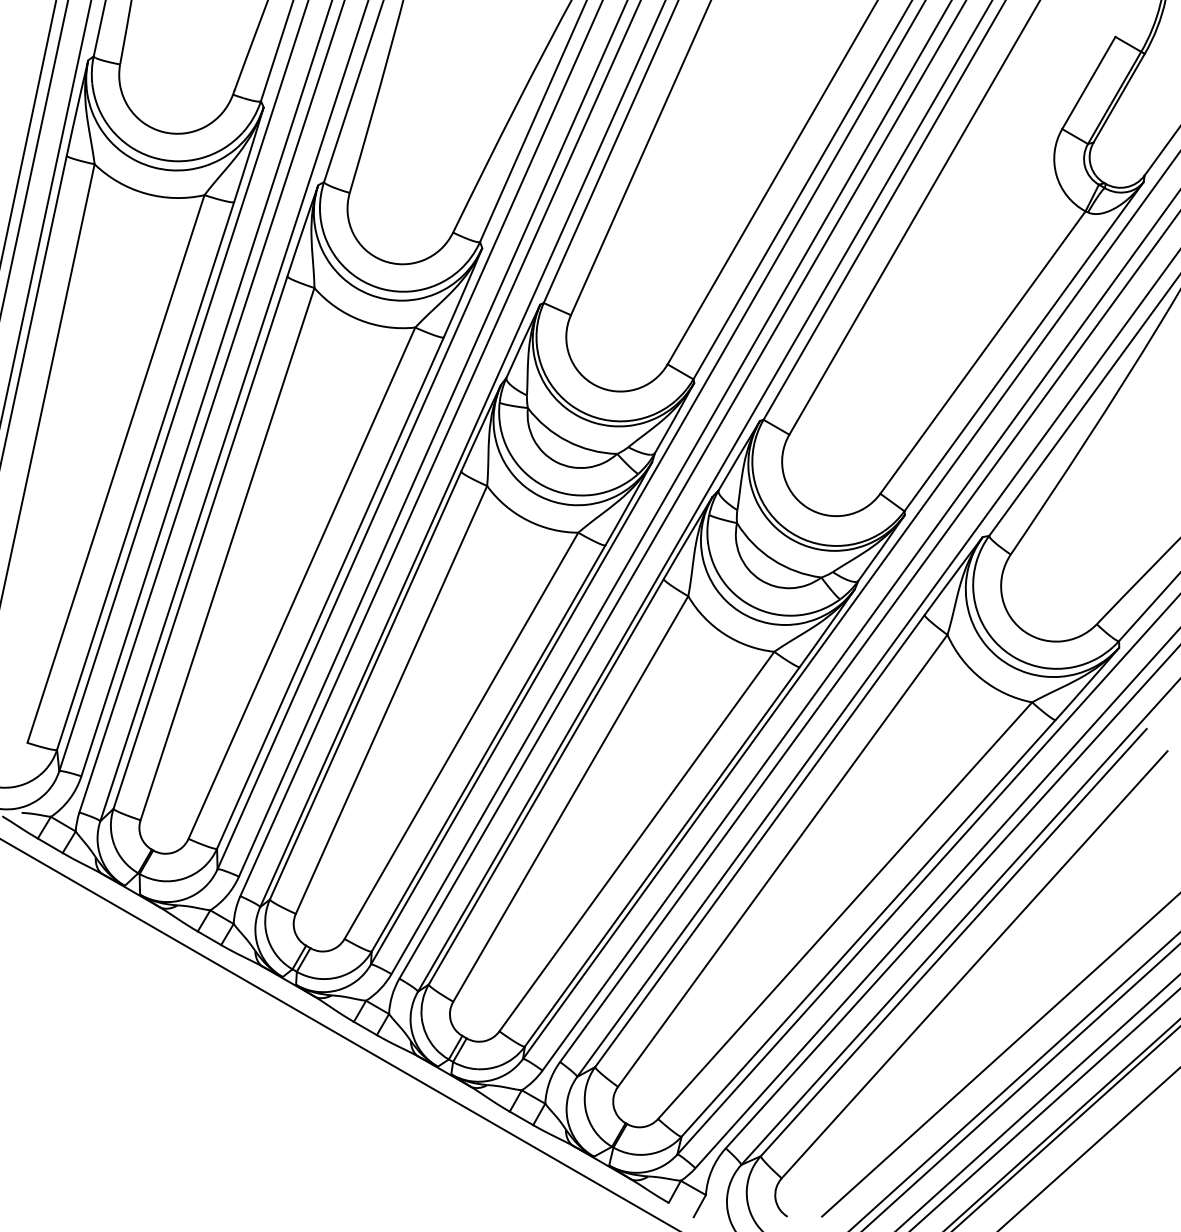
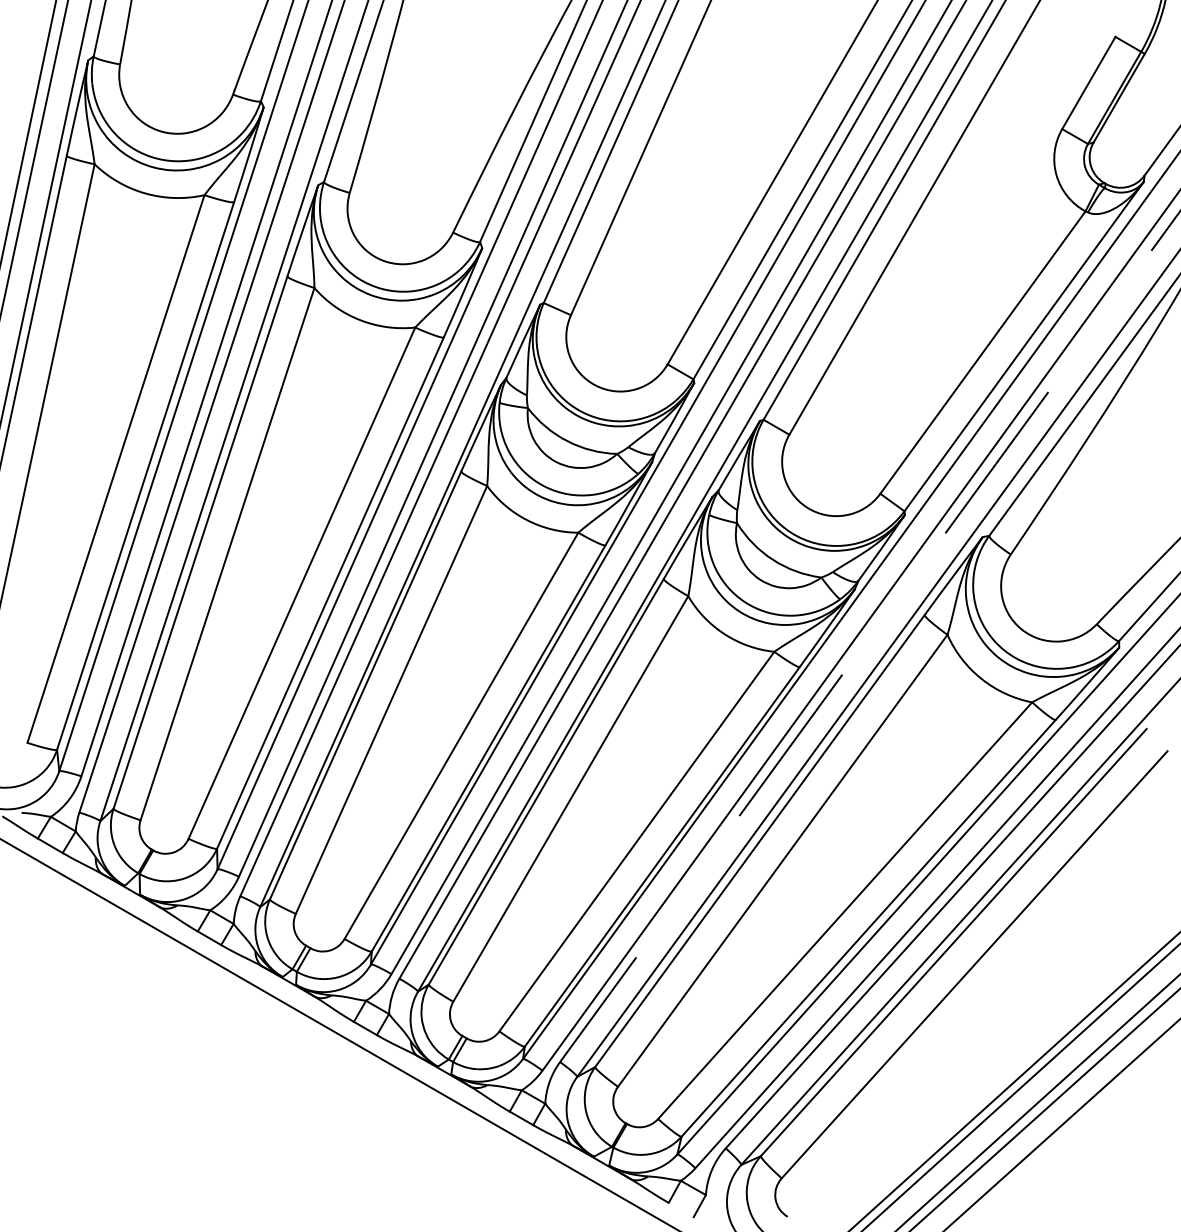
line: solid -> dashed (870, 636)
line: present -> none (999, 1055)
line: present -> none (1066, 1128)
line: present -> none (1088, 1148)
